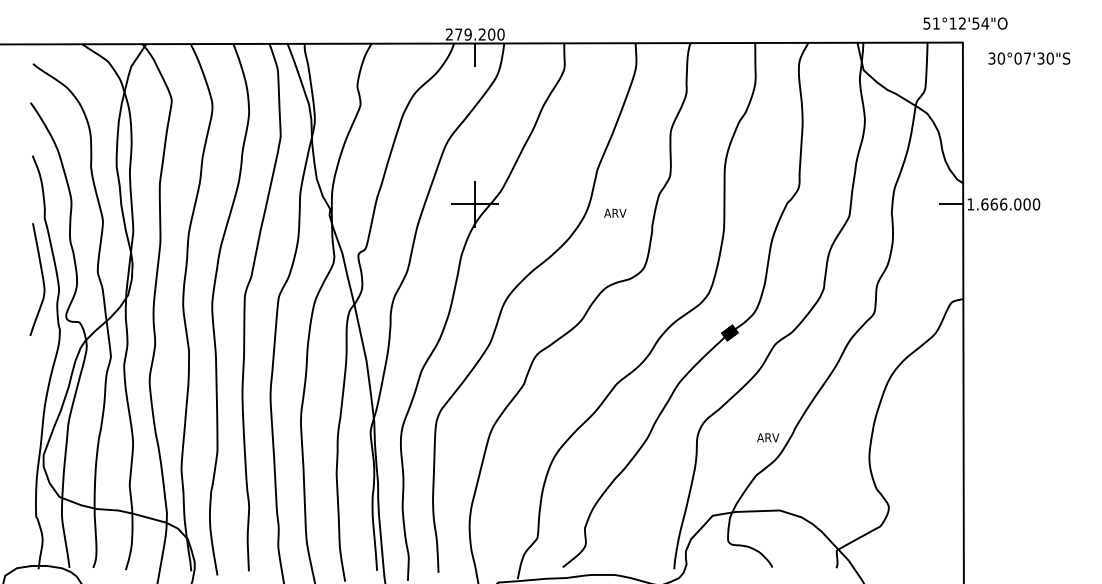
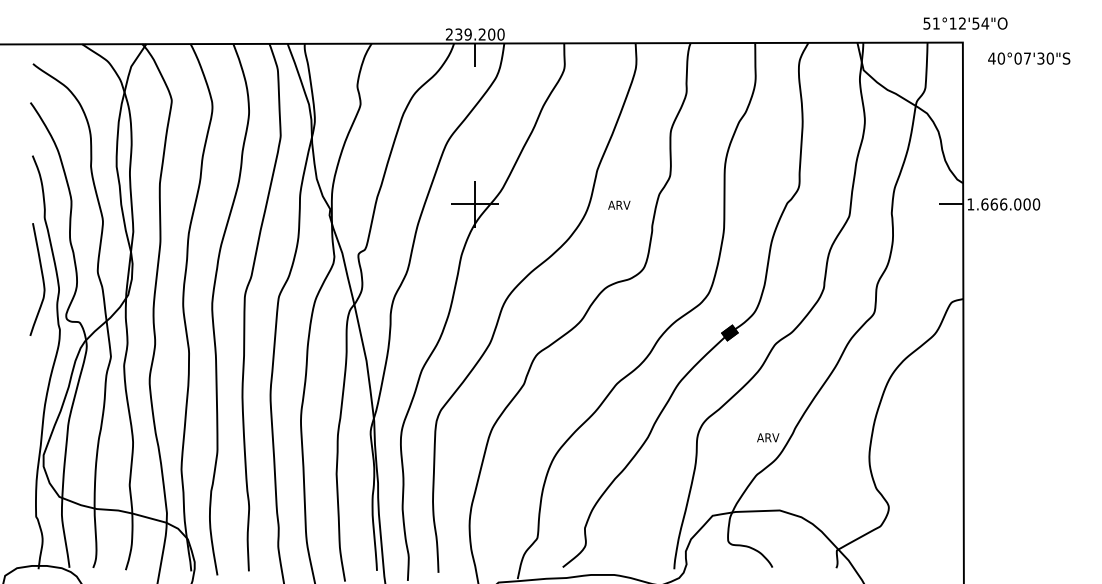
text: 279.200 -> 239.200 (458, 34)
text: 30°07'30"S -> 40°07'30"S (991, 58)
text position: (615, 212) -> (619, 204) (619, 204)
